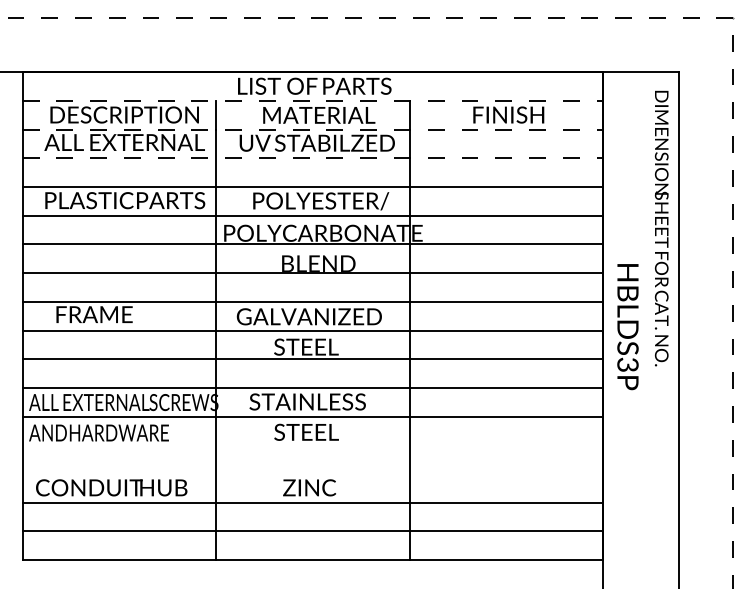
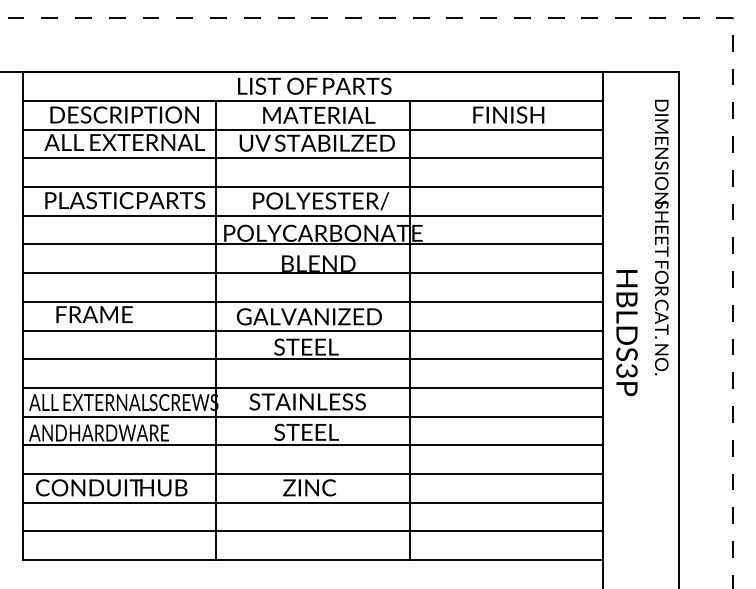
line: dashed -> solid (313, 101)
line: dashed -> solid (313, 129)
line: dashed -> solid (313, 158)
text position: (661, 228) -> (661, 237) (661, 237)
text position: (627, 327) -> (626, 333) (626, 333)
line: none -> present (312, 445)
line: none -> present (312, 474)
